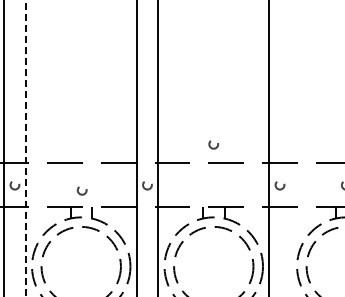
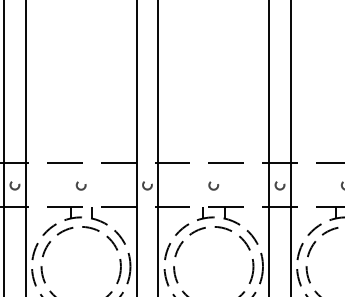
circle position: (213, 144) -> (213, 185) (213, 185)
line: none -> present (290, 147)
line: dashed -> solid (25, 148)
circle position: (81, 190) -> (80, 185) (80, 185)
